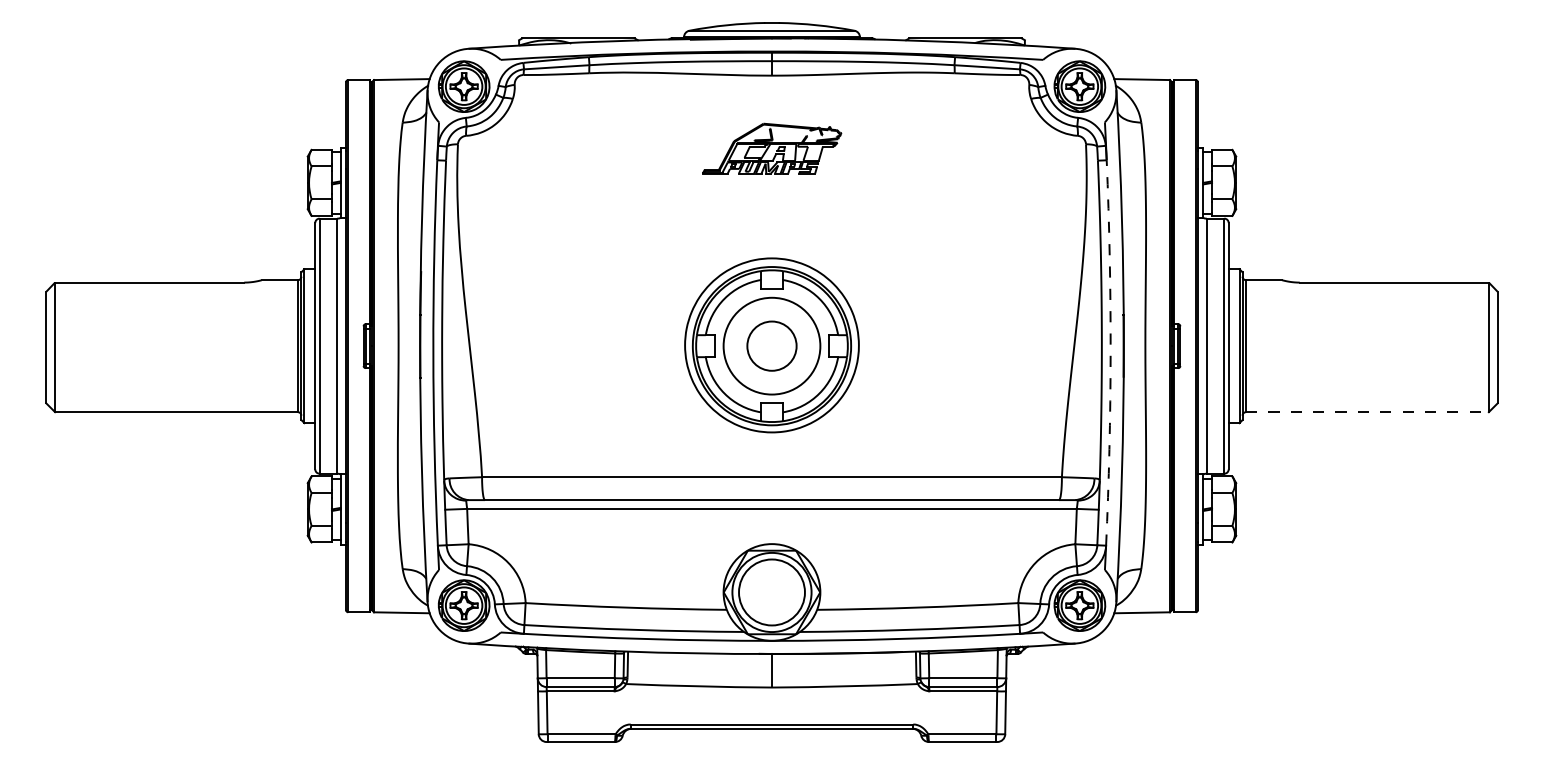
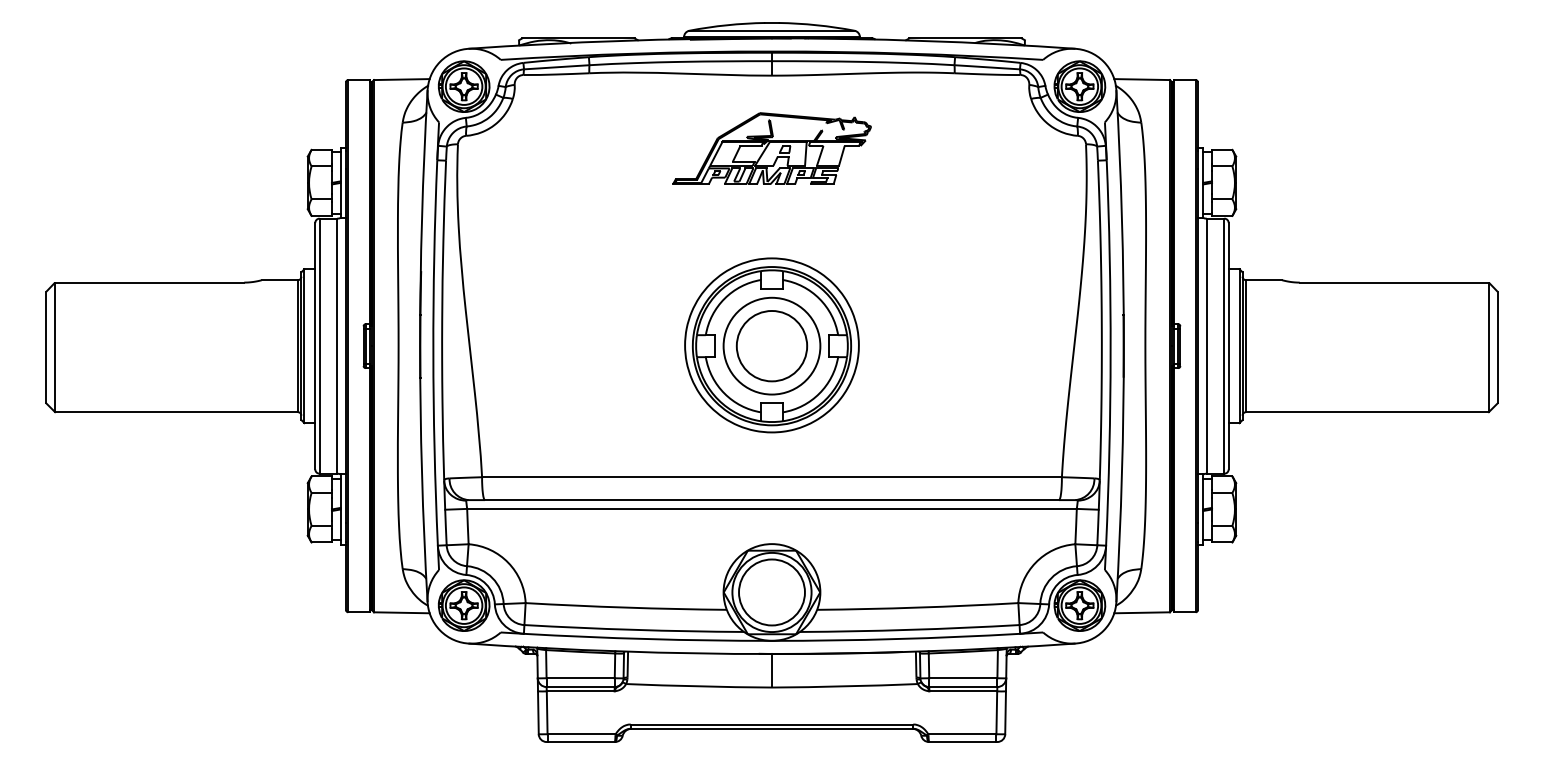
part size: 141x53 px -> 200x73 px (771, 148)
circle diameter: 49 px -> 70 px (771, 345)
arc: dashed -> solid (1110, 352)
line: dashed -> solid (1367, 412)
